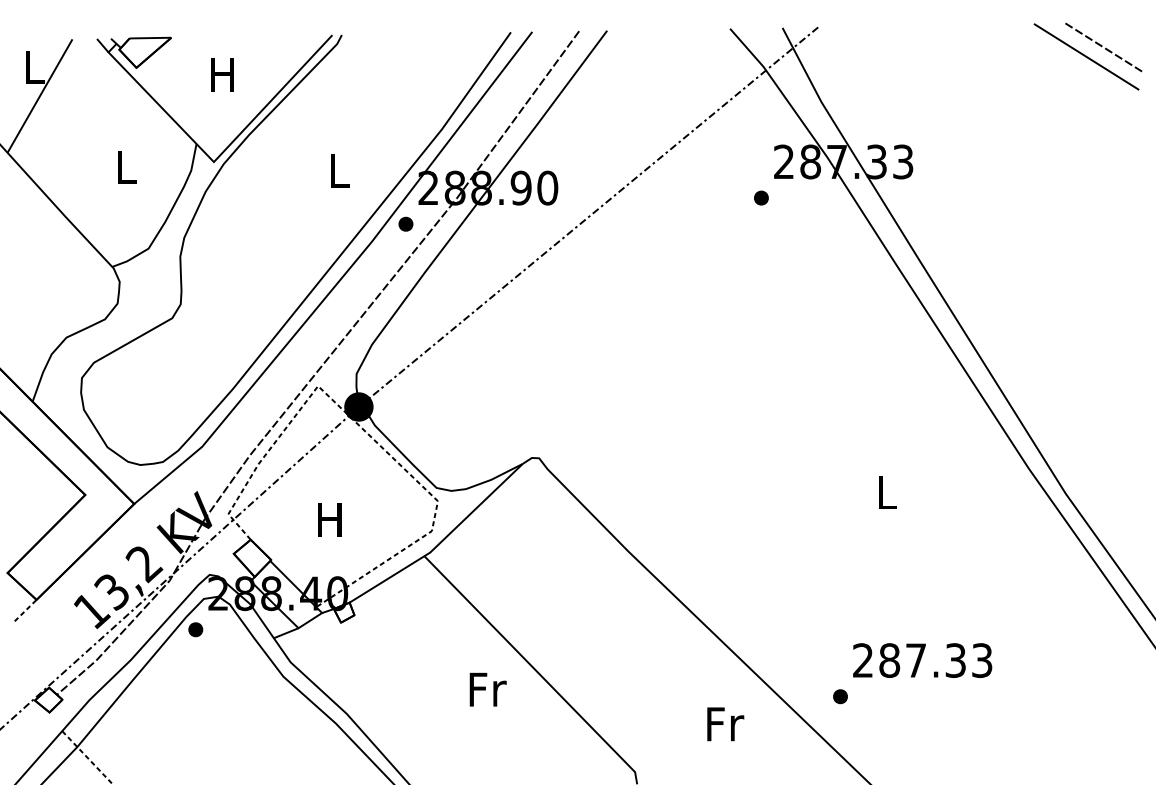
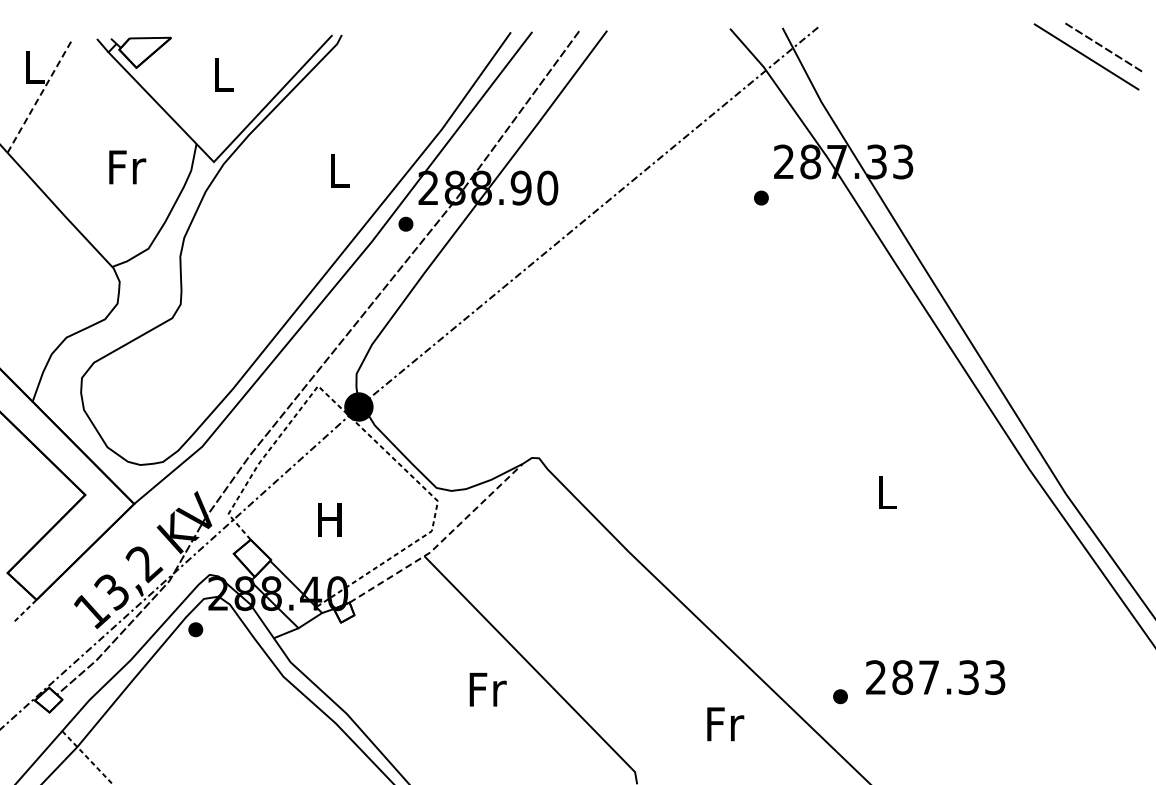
text: H -> L (222, 74)
line: solid -> dashed (40, 95)
text: L -> Fr (127, 167)
line: solid -> dashed (442, 540)
text position: (922, 660) -> (935, 677) (935, 677)
